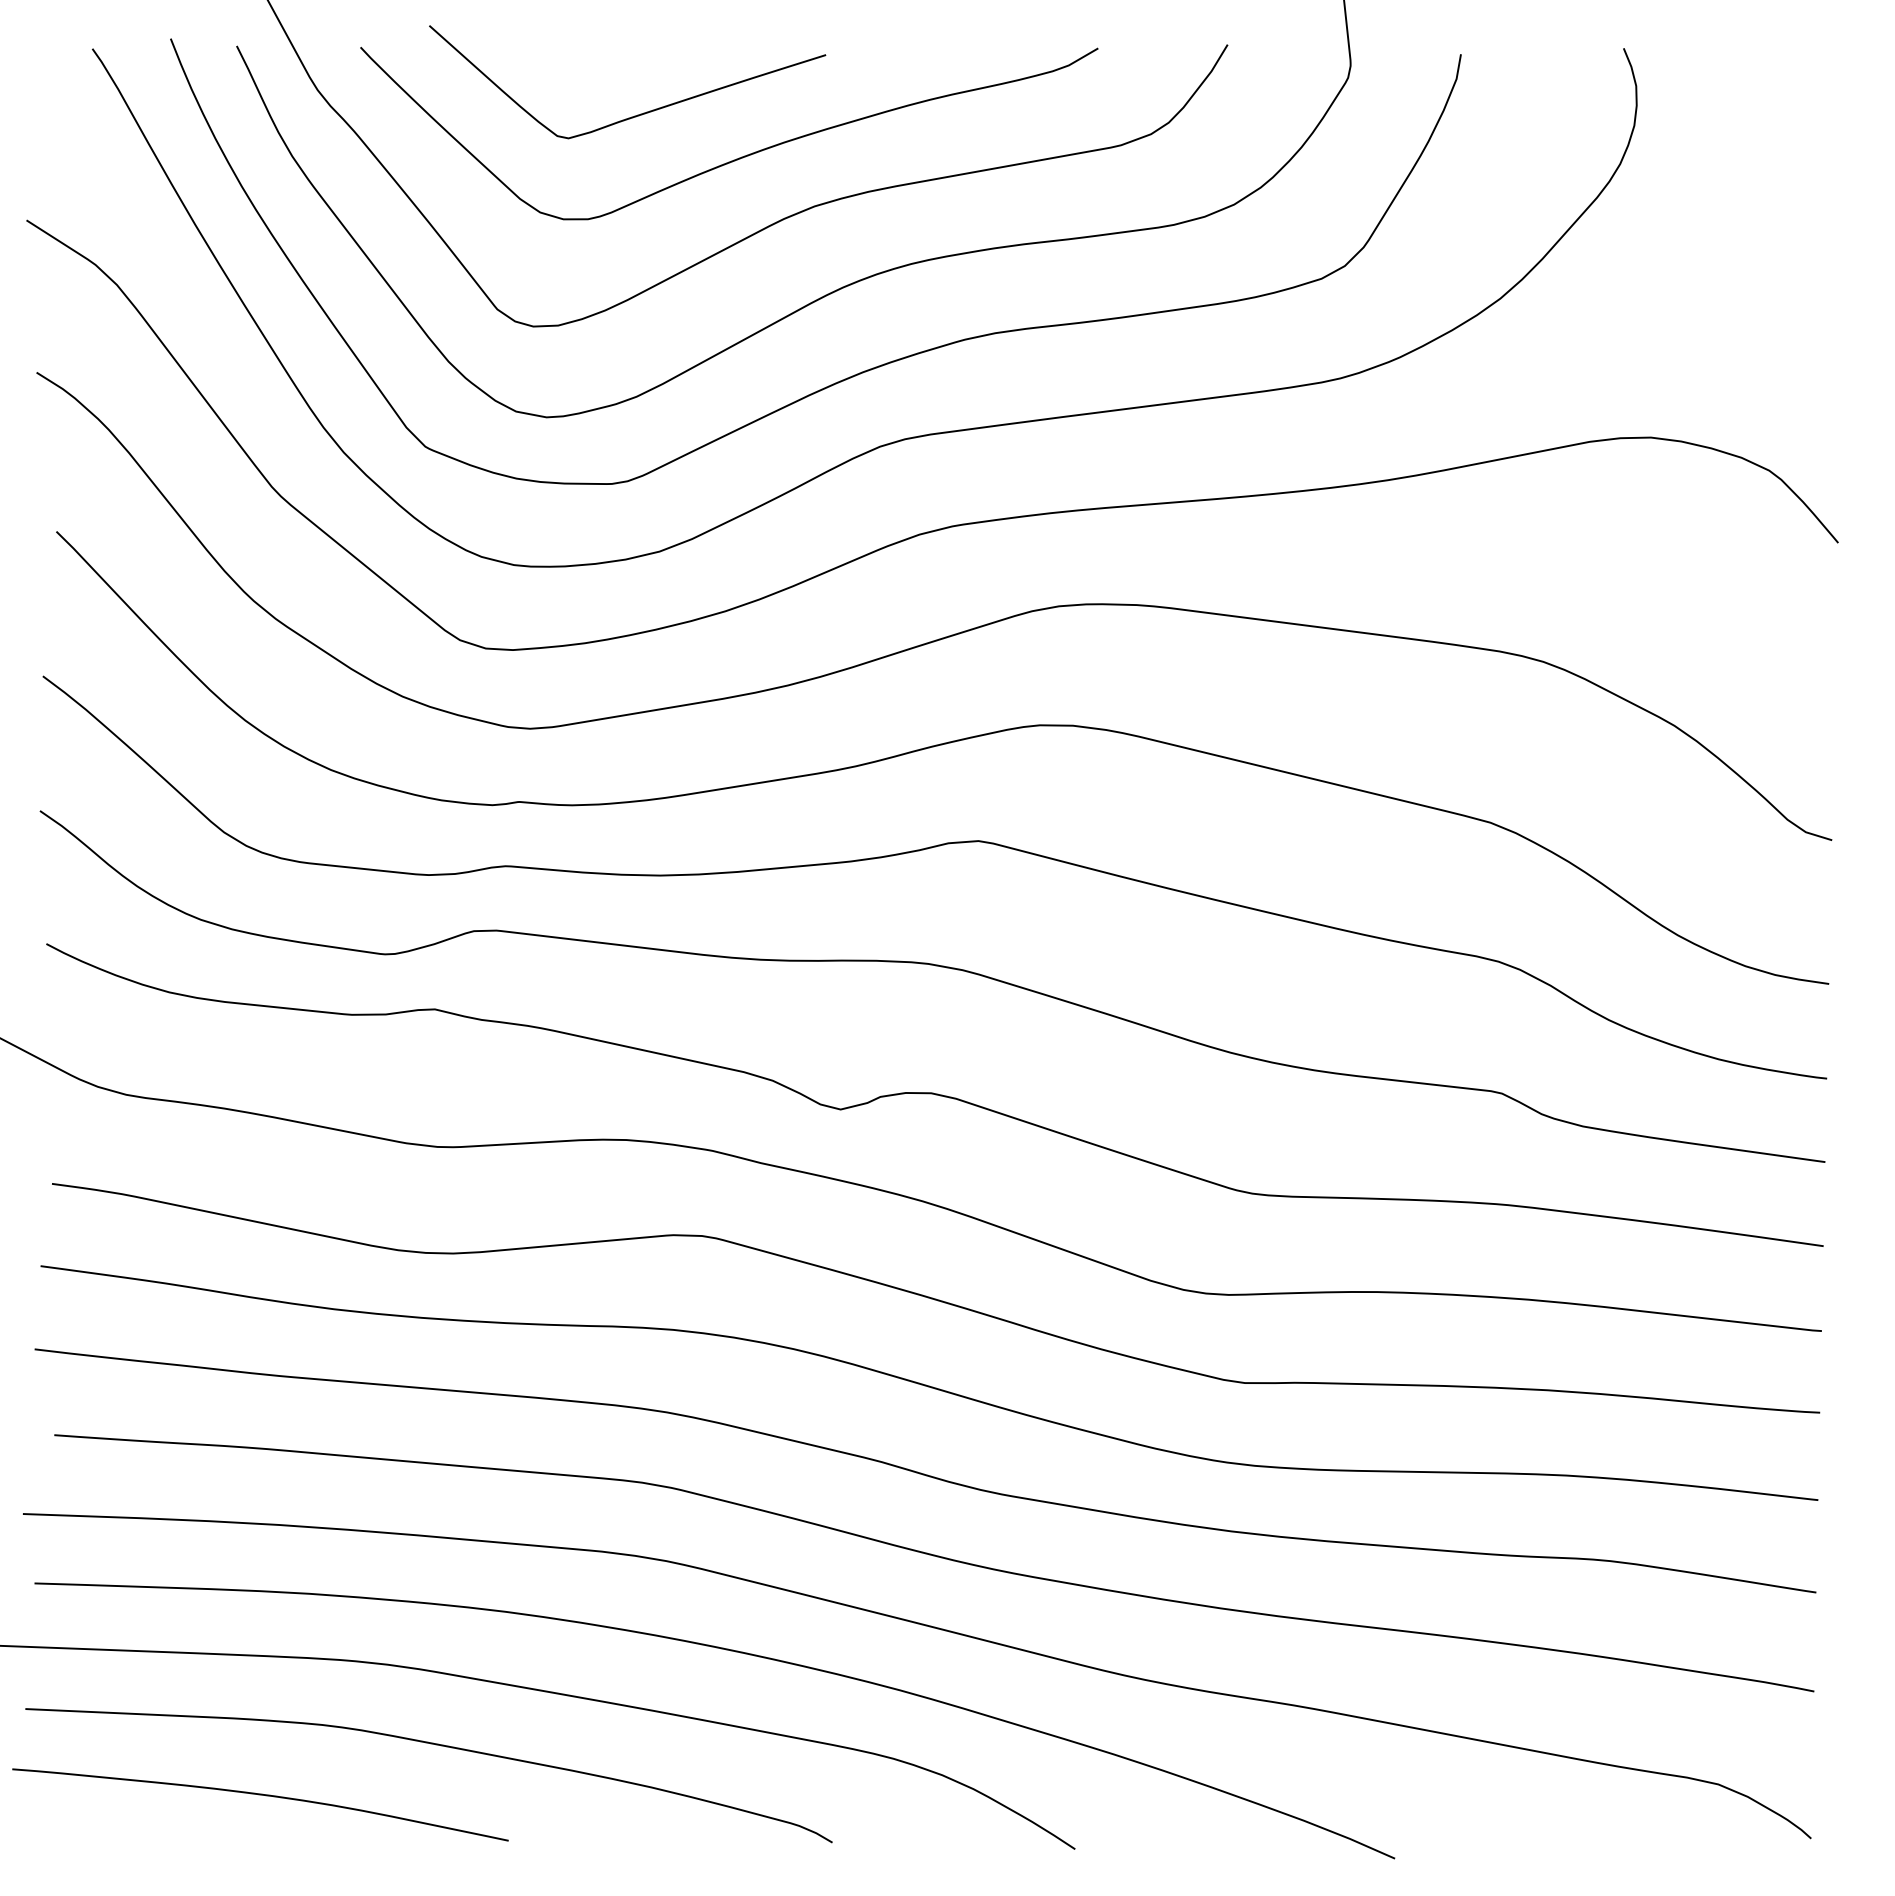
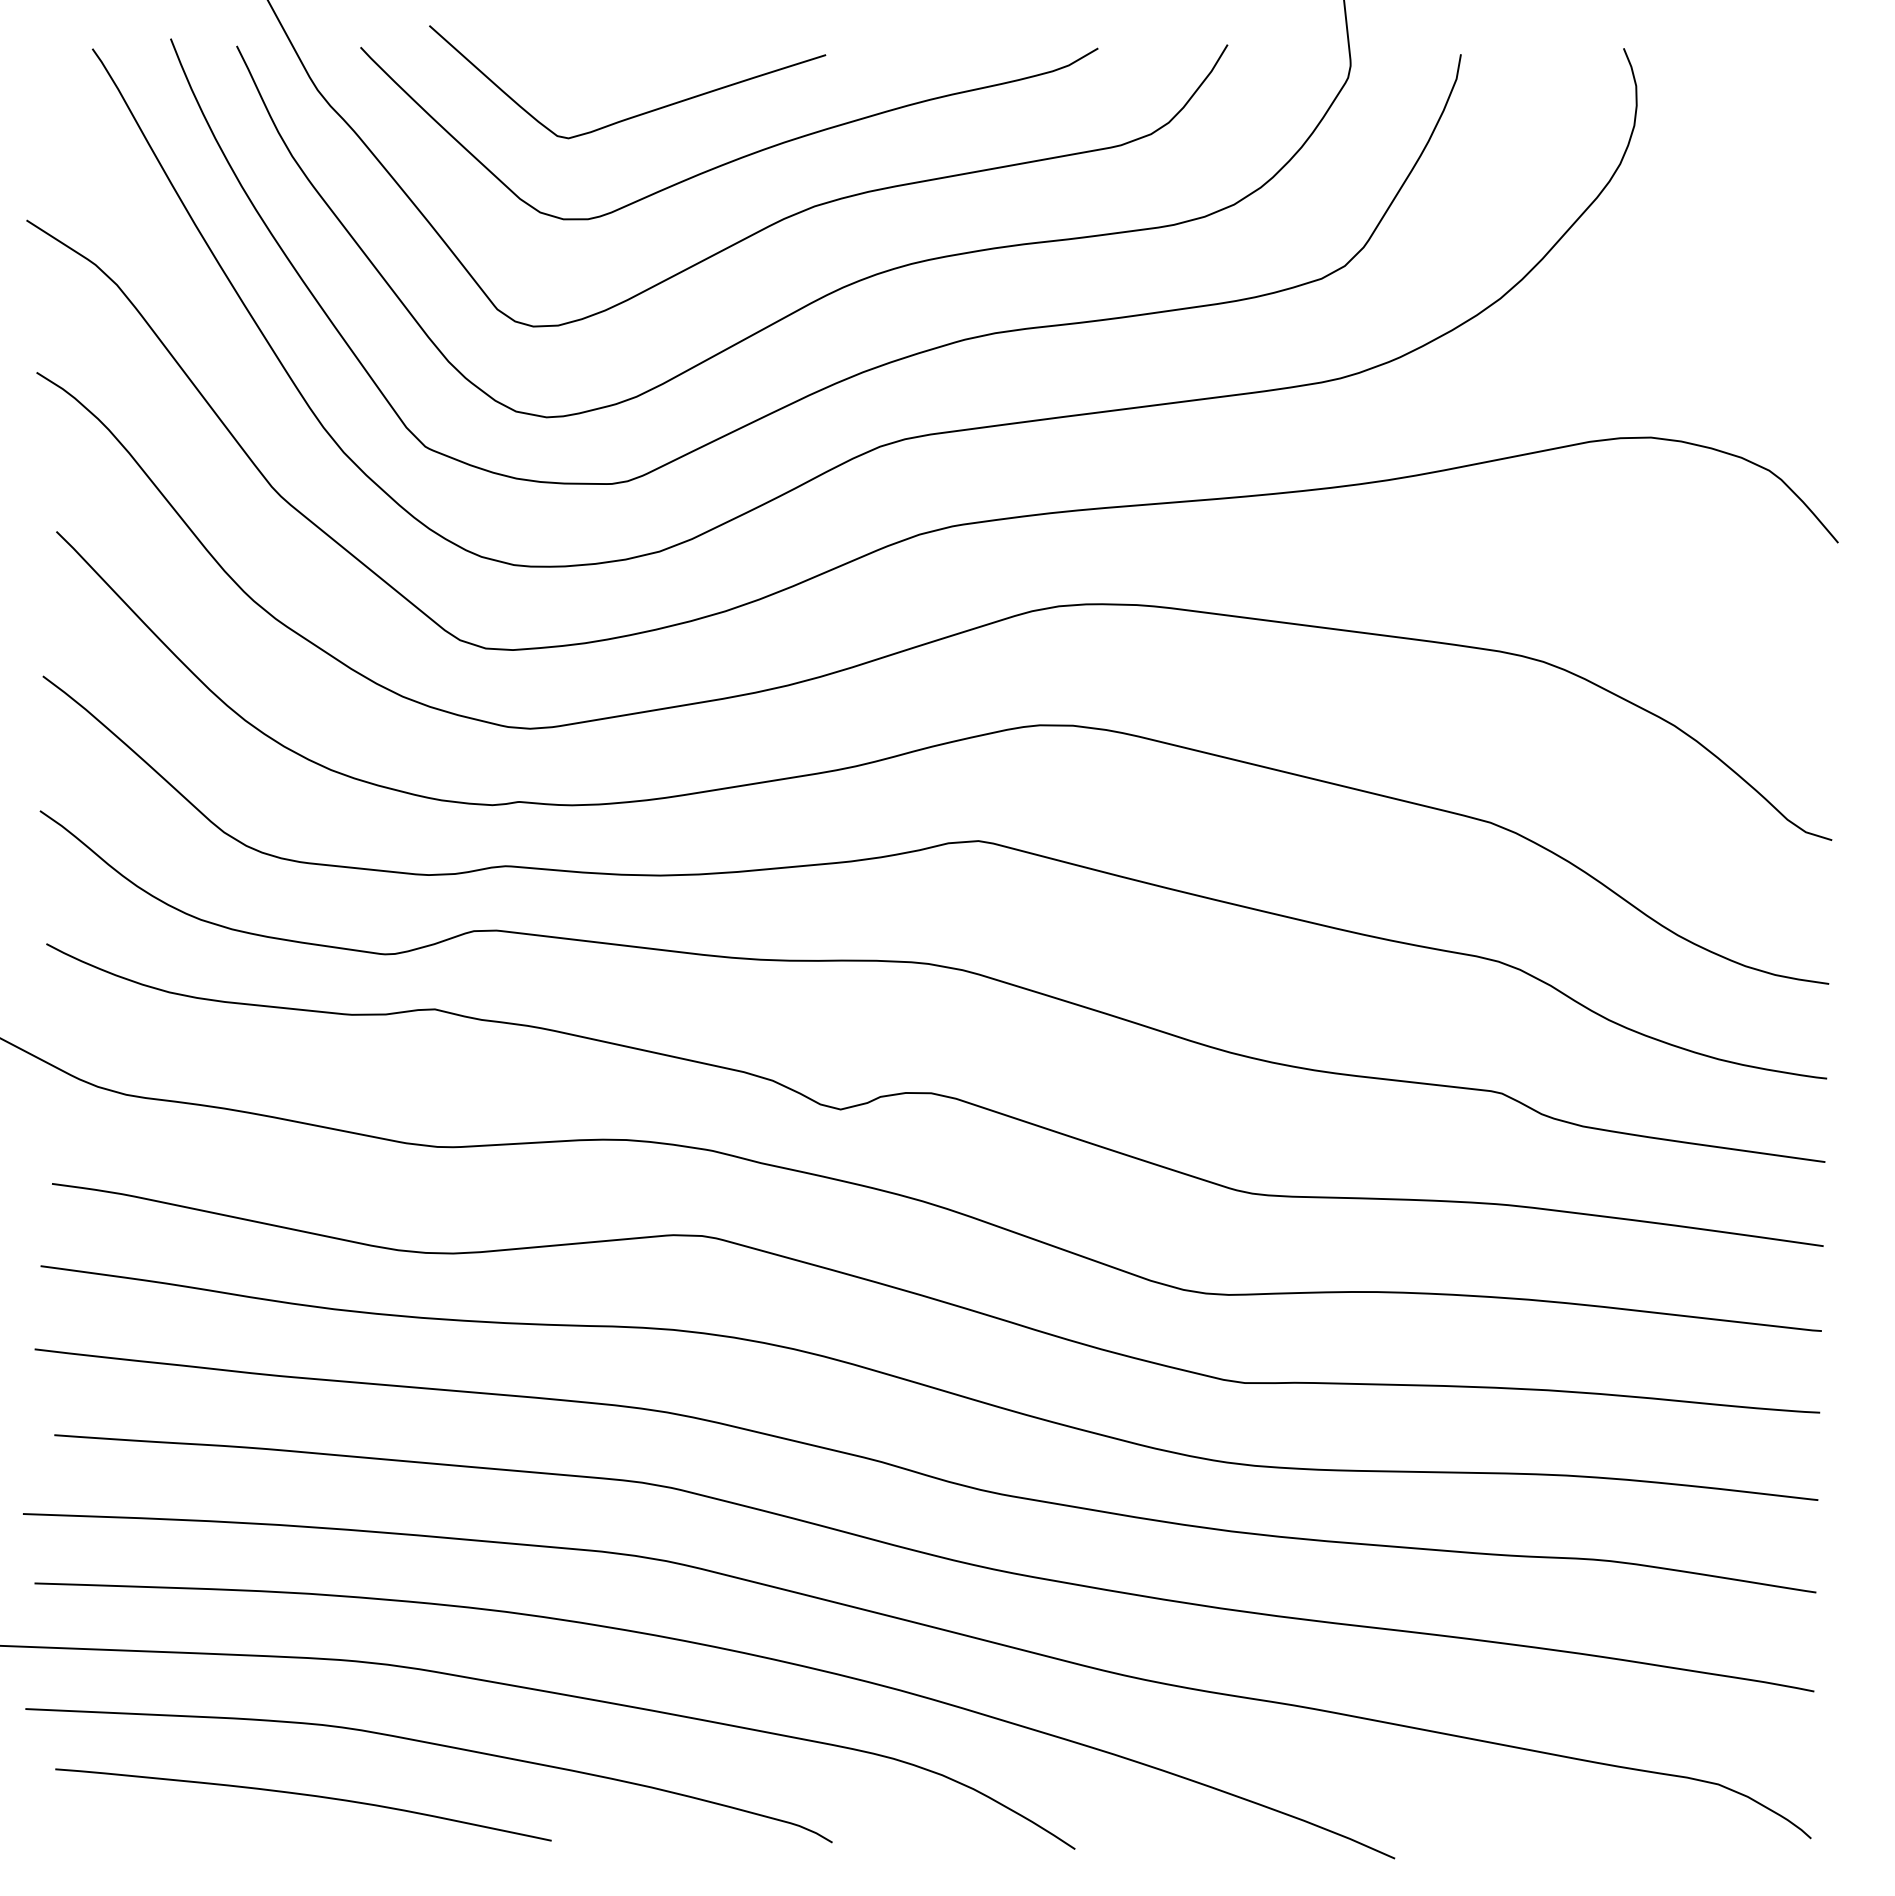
curve position: (260, 1795) -> (303, 1795) (303, 1795)
